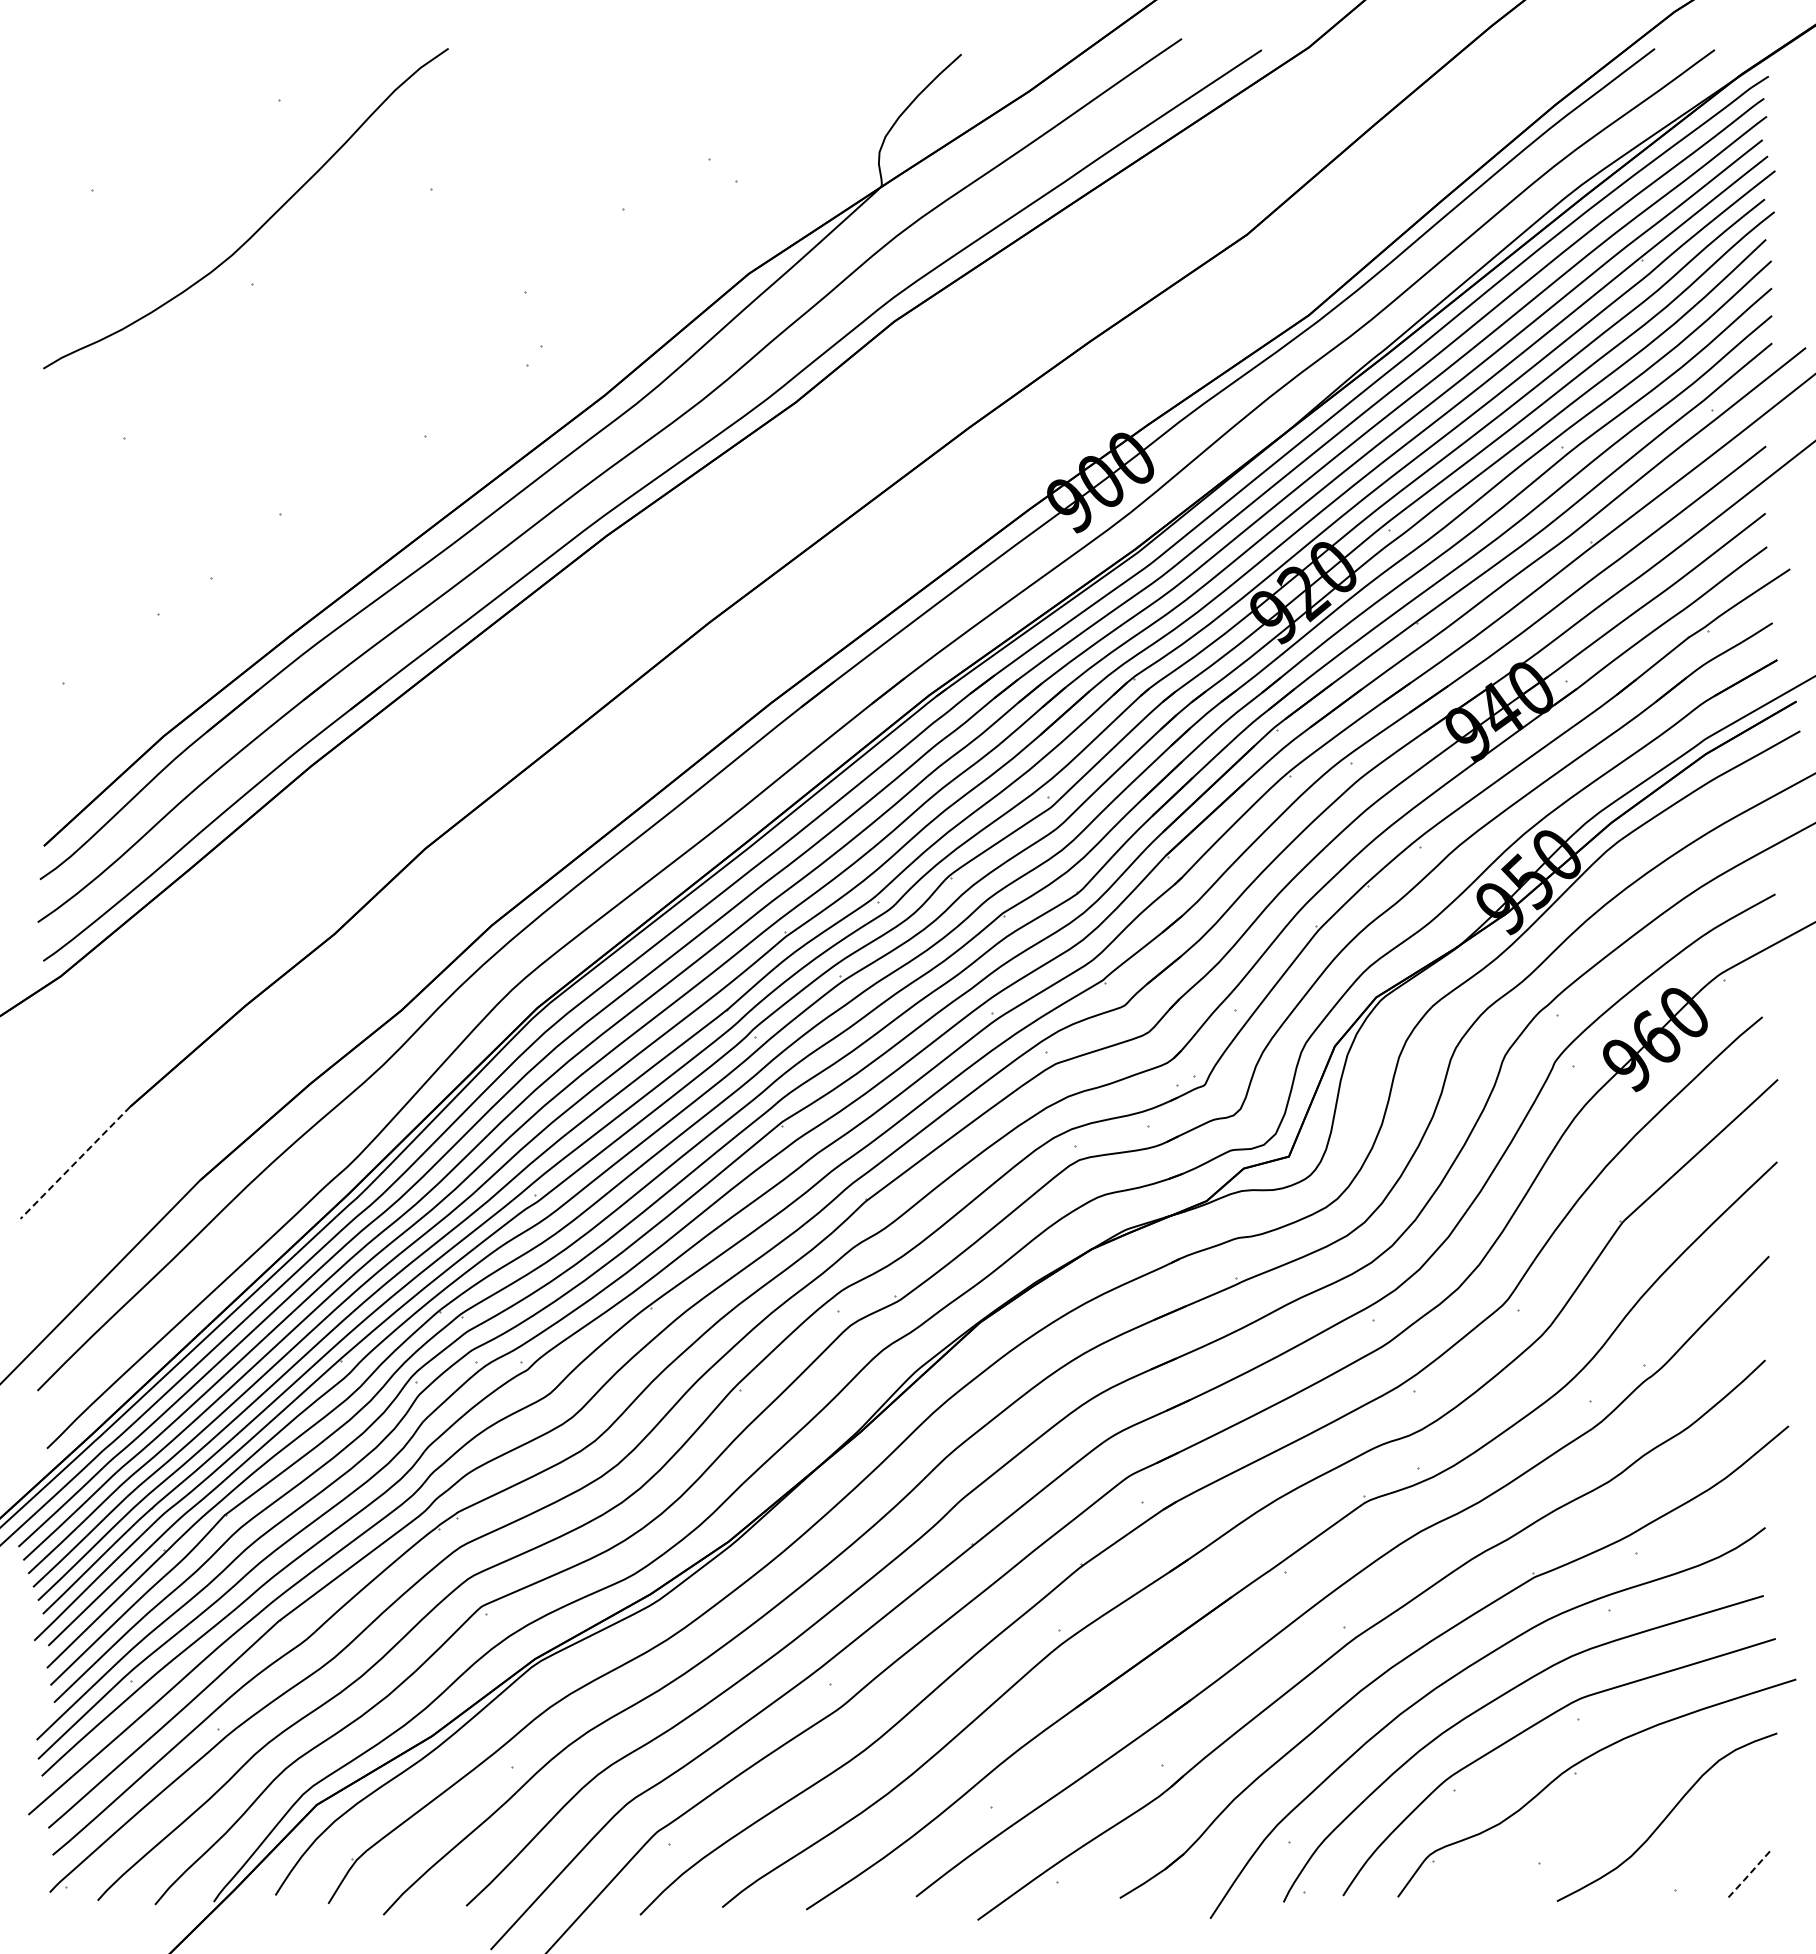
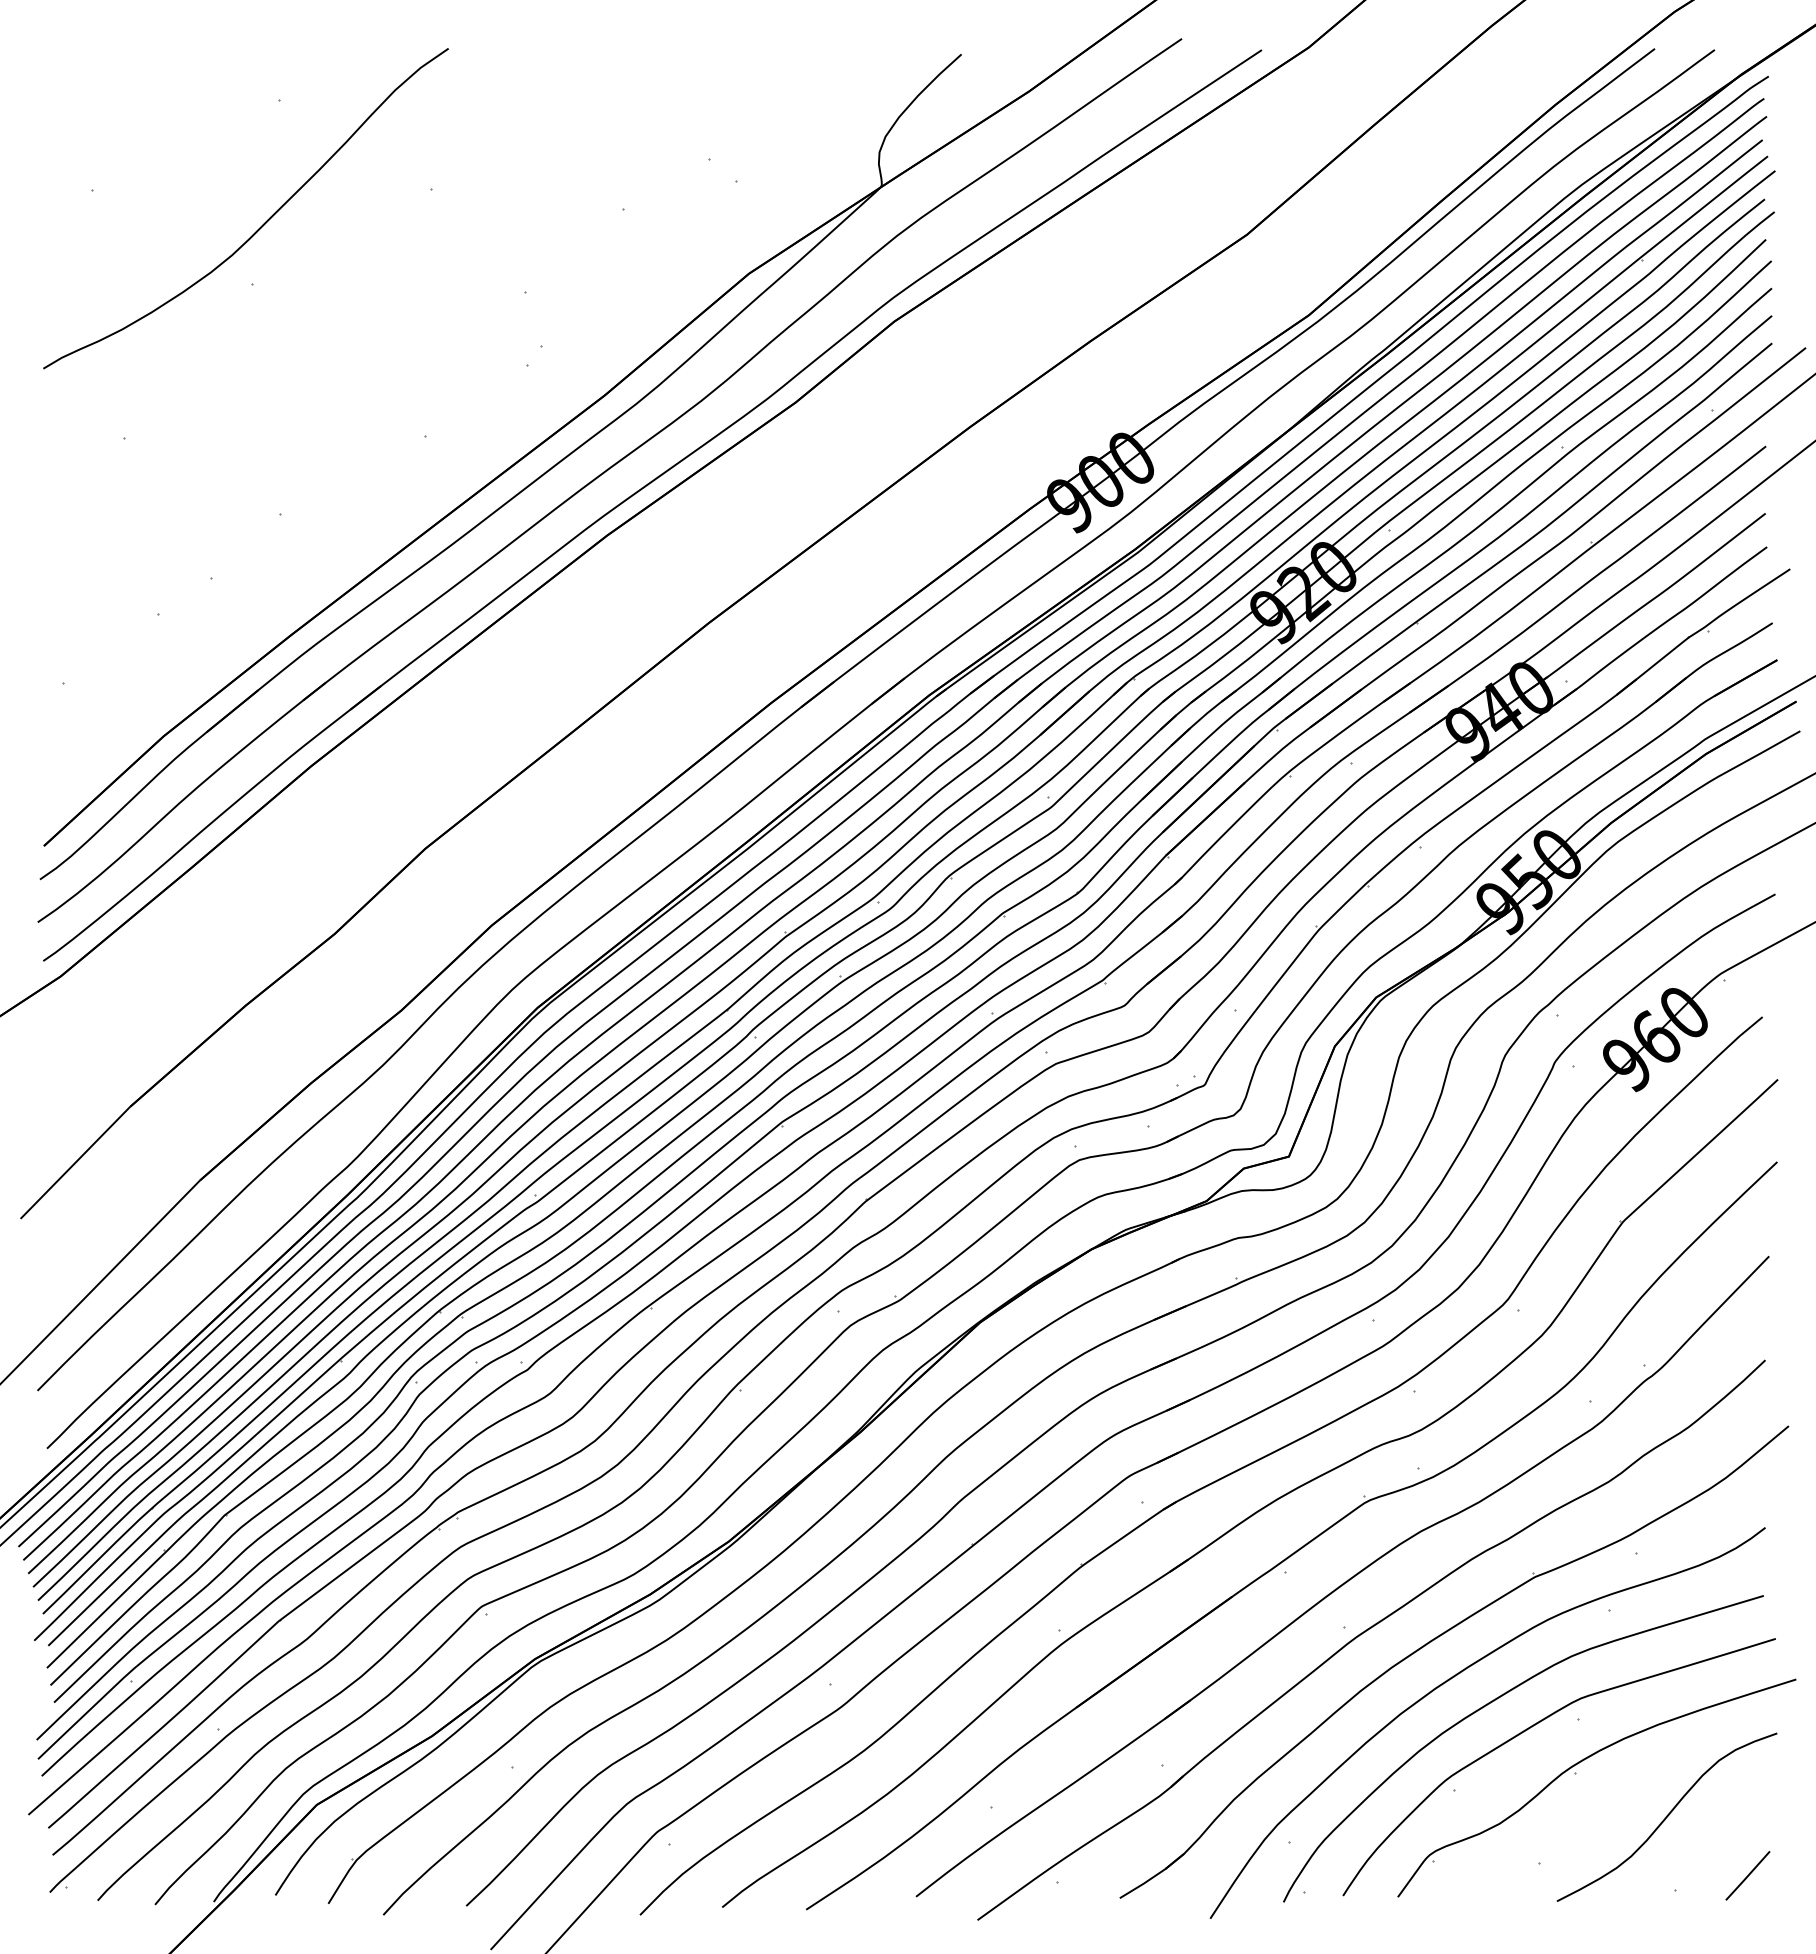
line: dashed -> solid (75, 1163)
line: dashed -> solid (1747, 1876)
